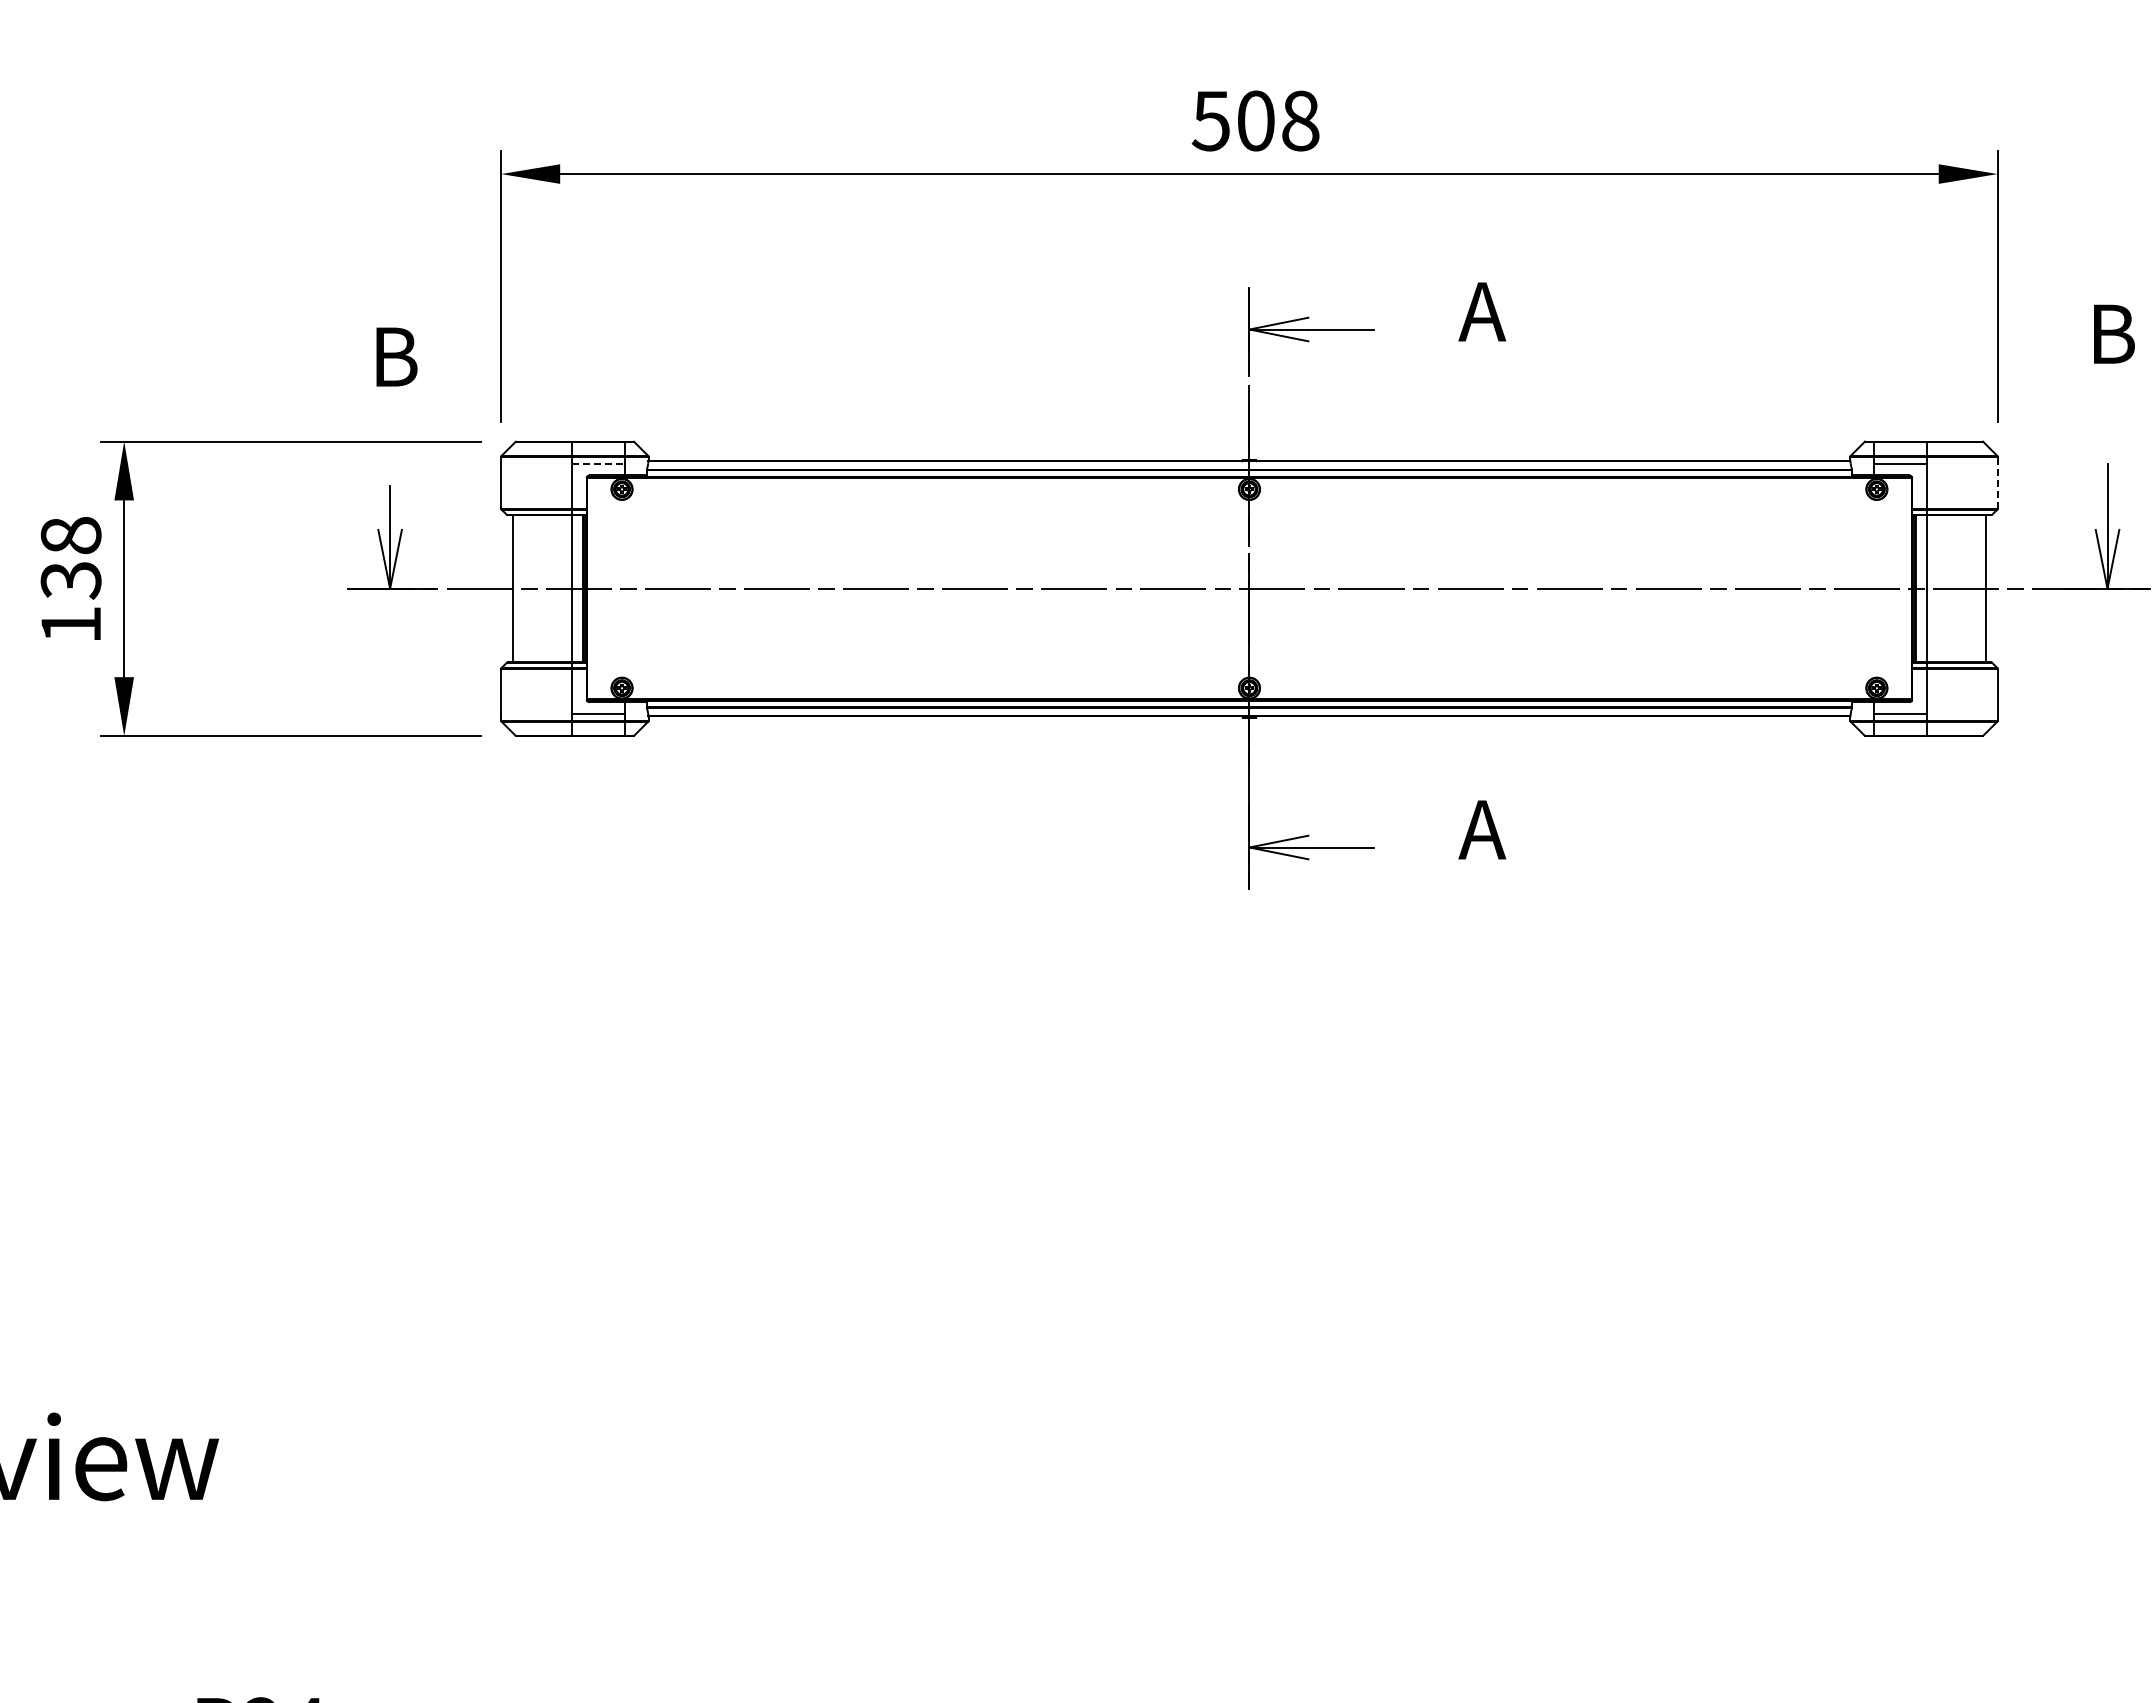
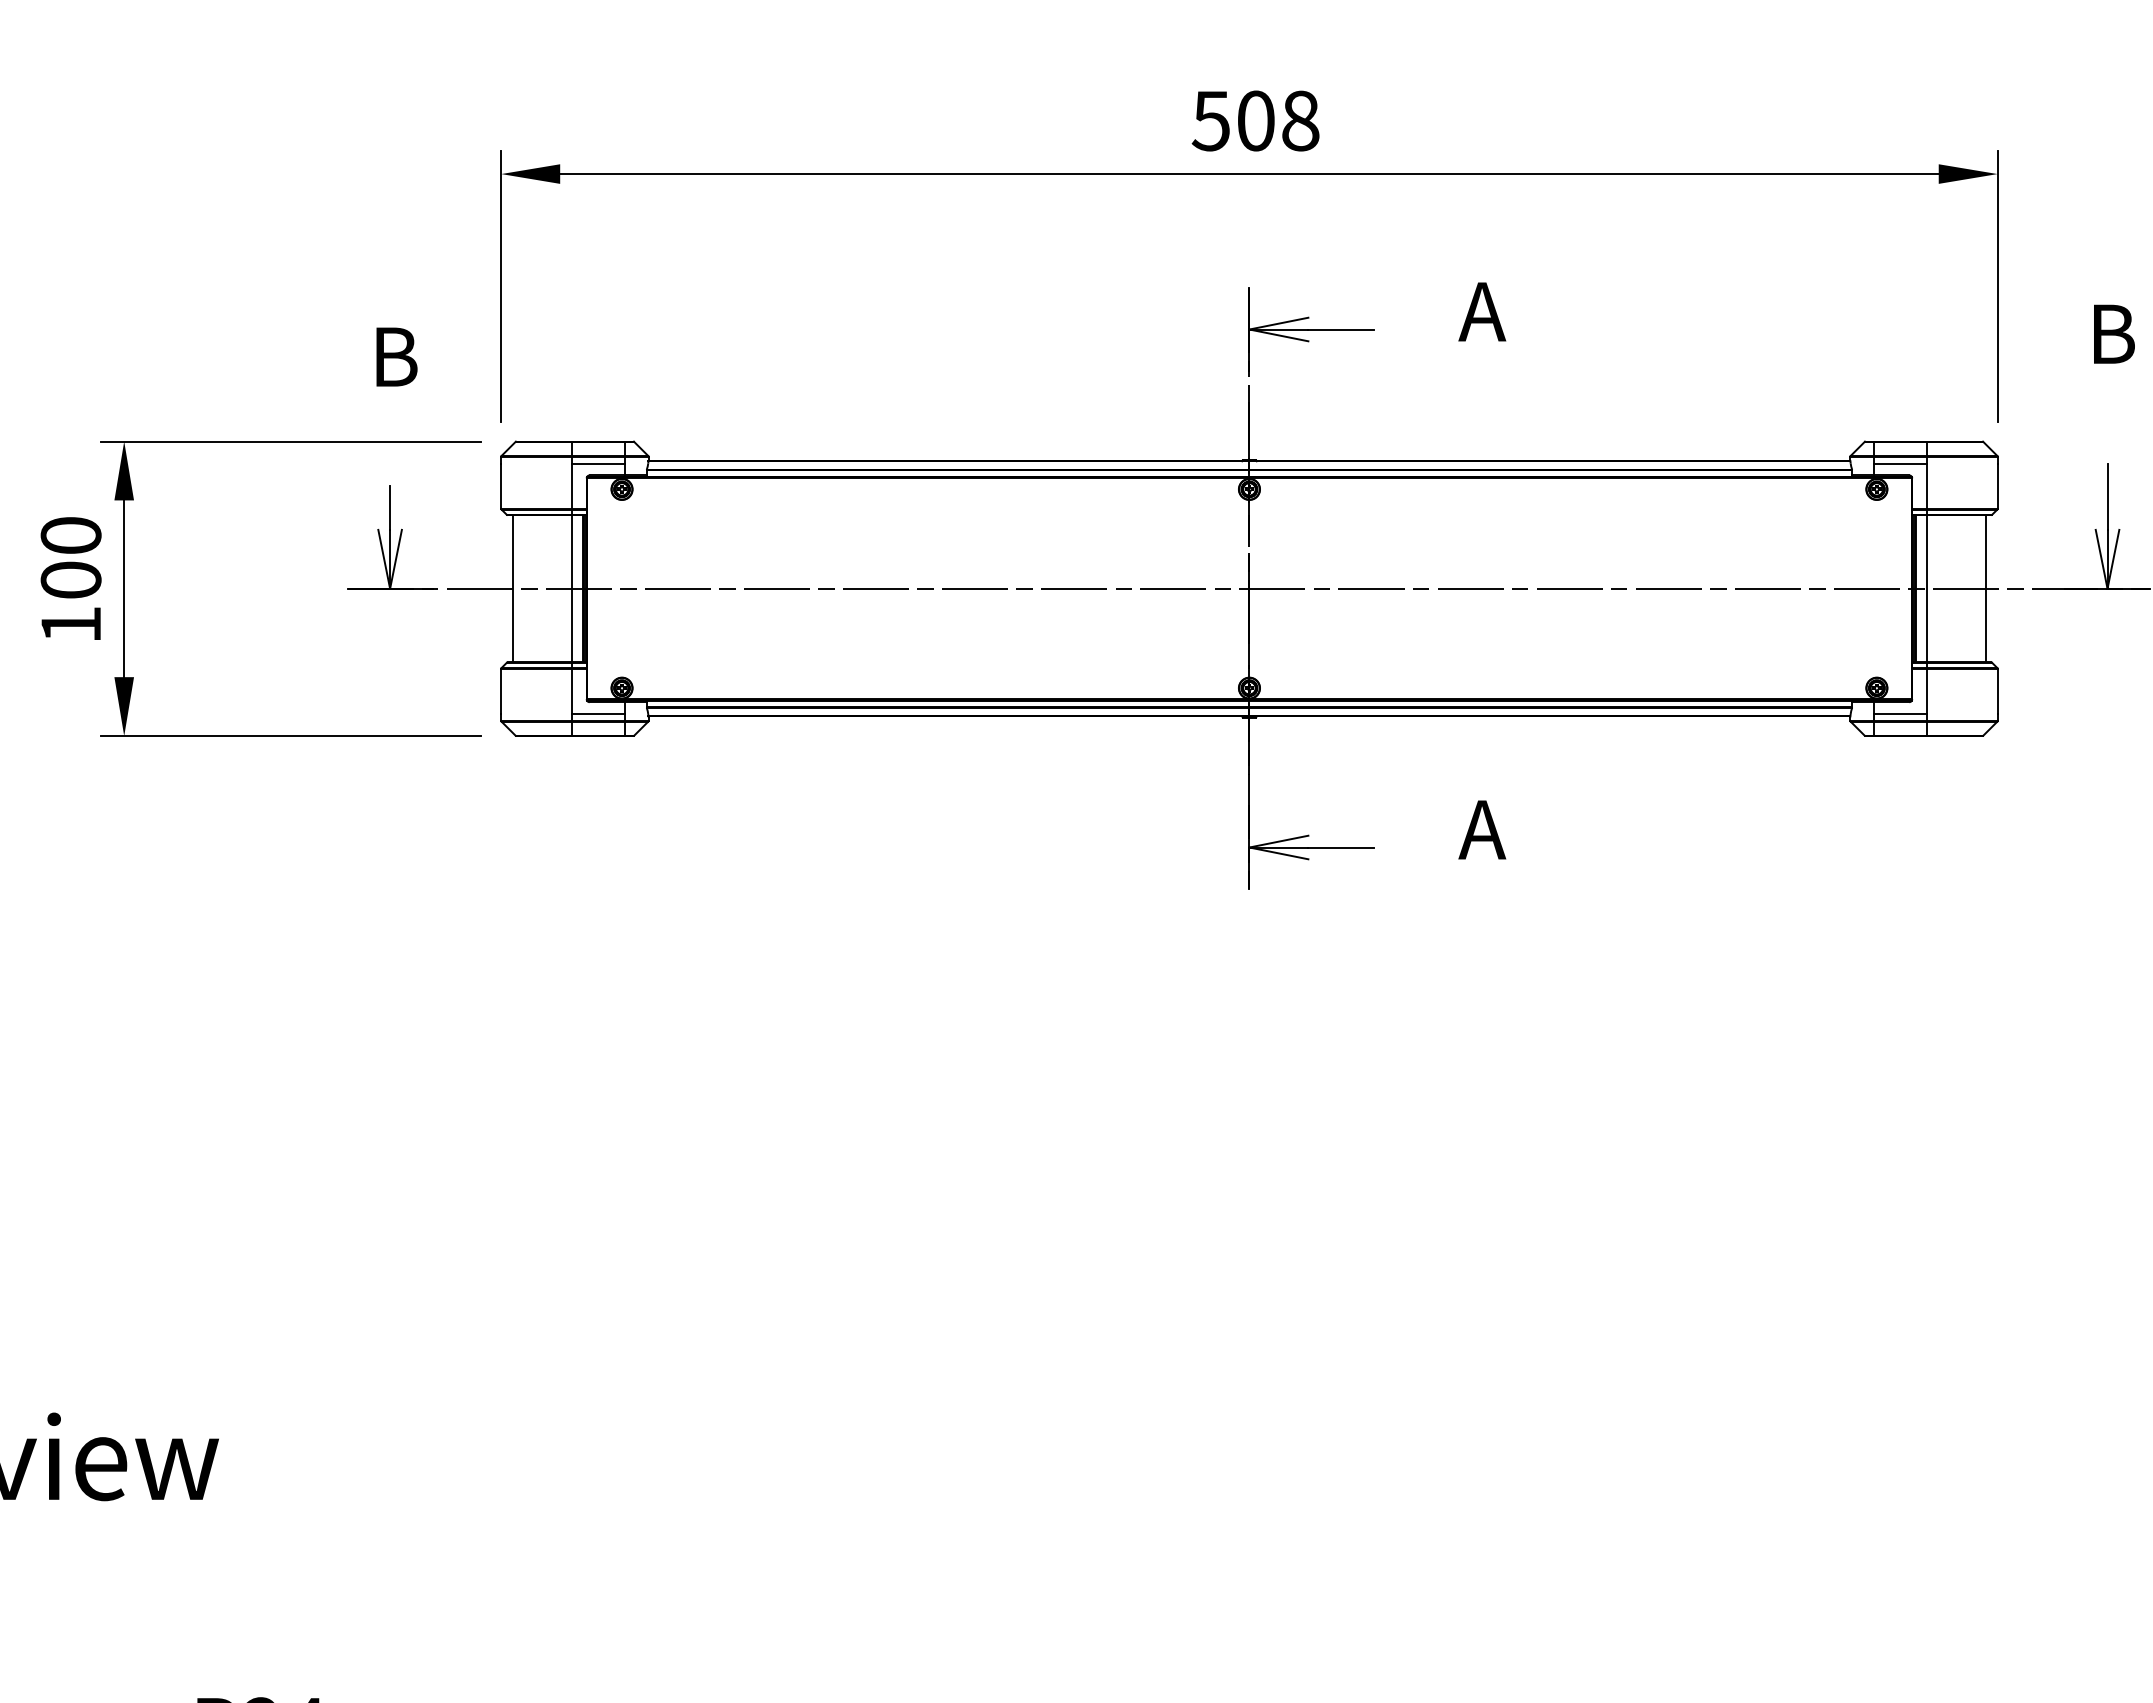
line: dashed -> solid (598, 463)
line: dashed -> solid (1997, 486)
text: 138 -> 100 (70, 558)
